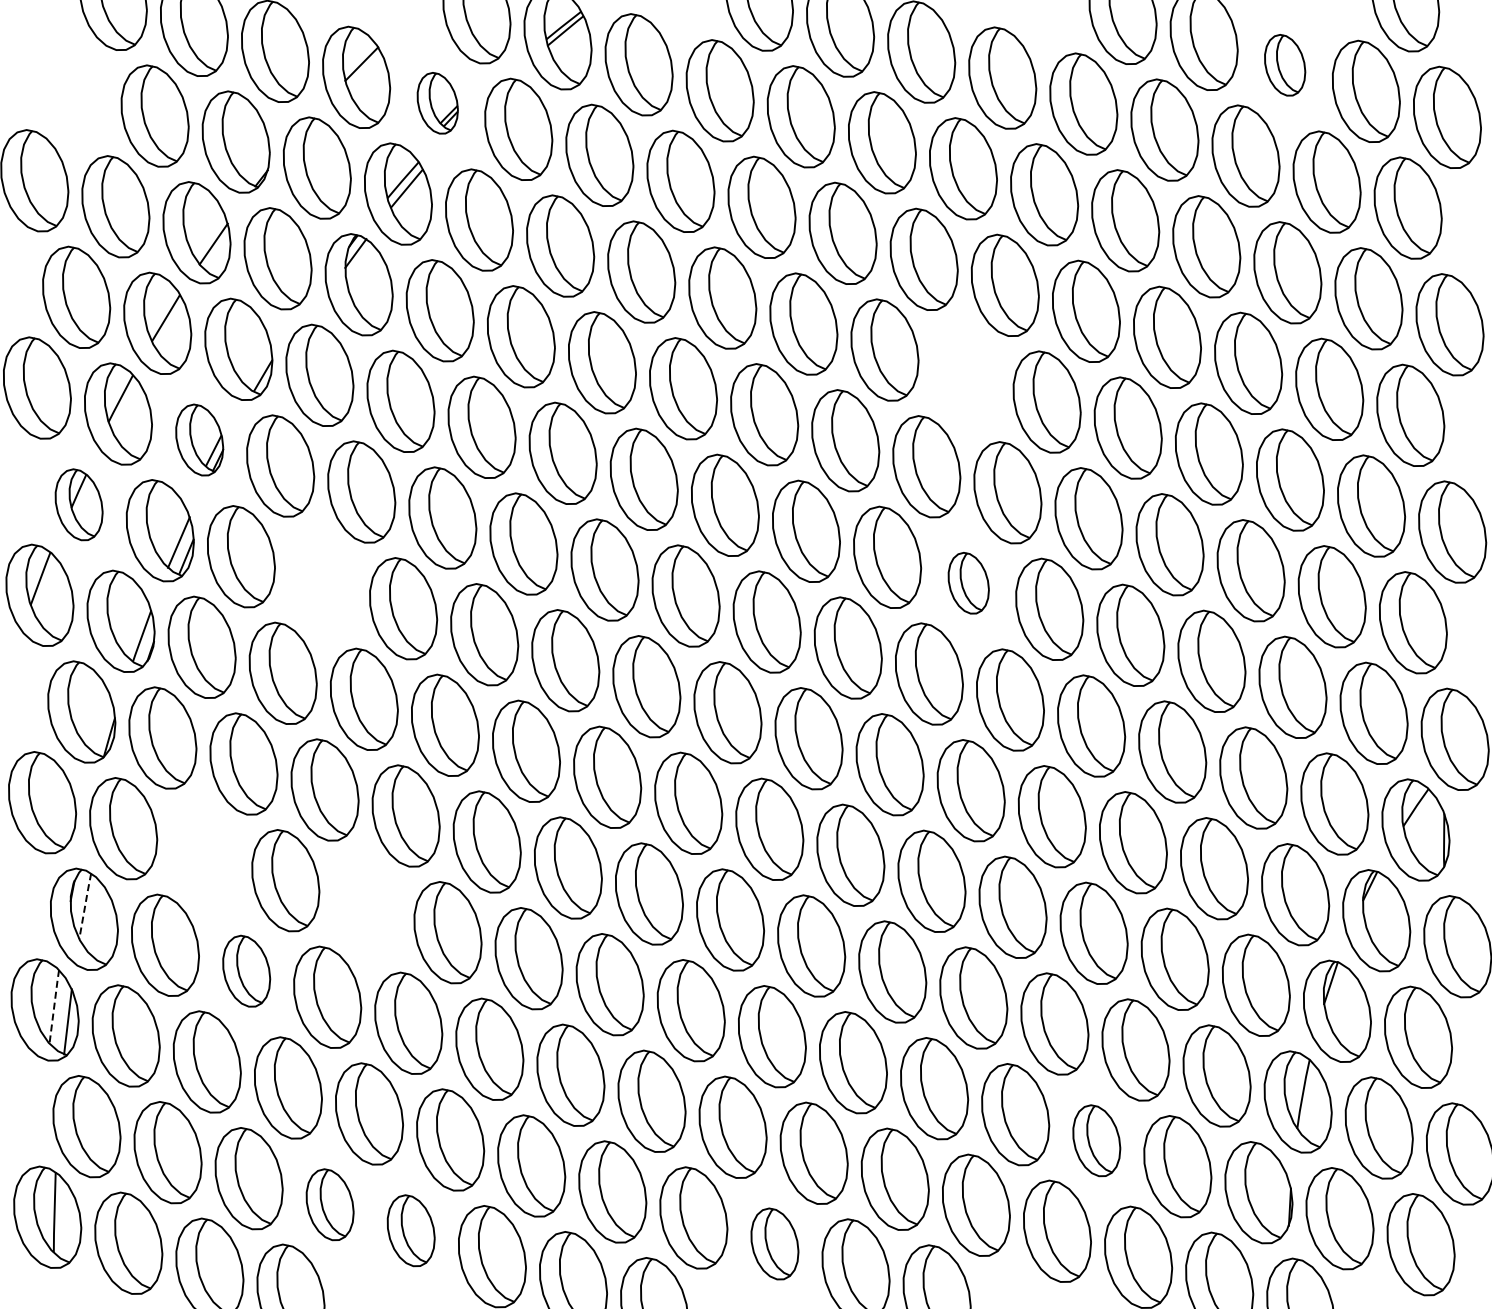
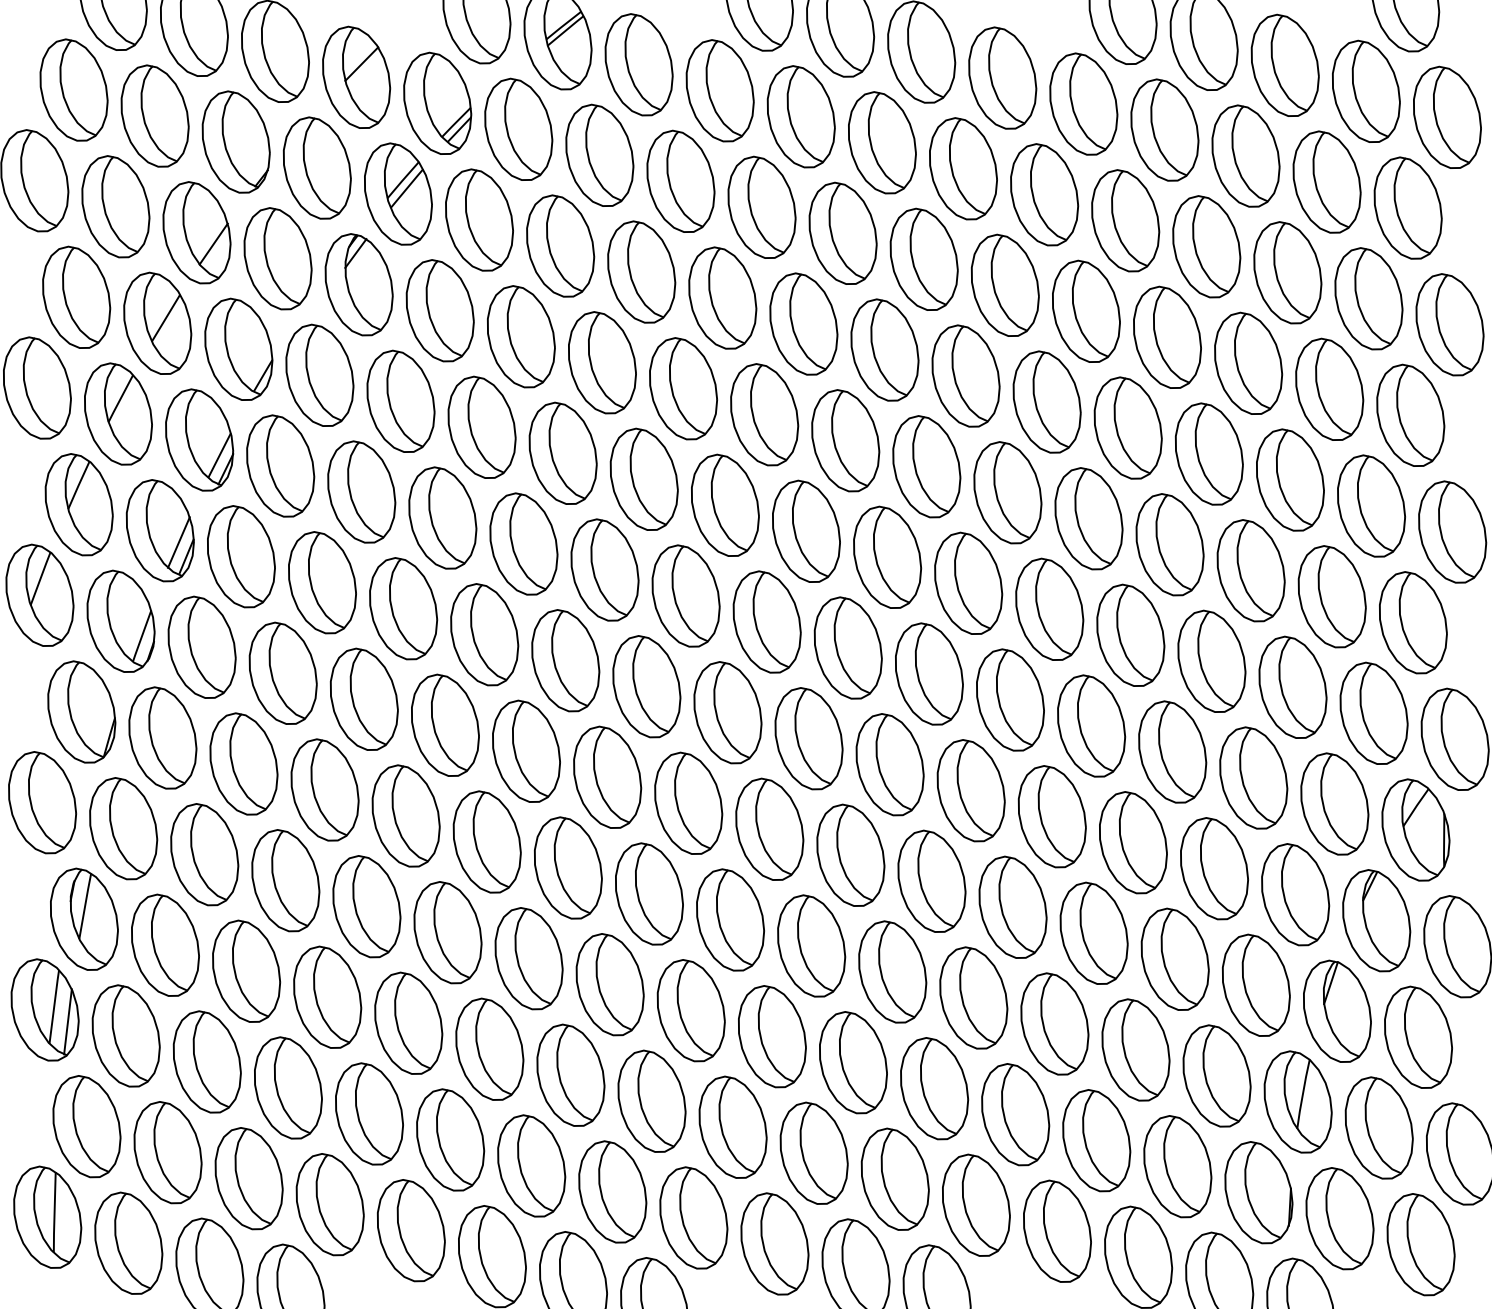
part size: 43x63 px -> 70x104 px (1284, 64)
part: none -> present (73, 89)
part size: 43x63 px -> 70x104 px (437, 102)
part: none -> present (965, 375)
part size: 50x74 px -> 70x104 px (199, 439)
part size: 50x74 px -> 70x104 px (78, 504)
part: none -> present (322, 582)
part size: 43x63 px -> 70x104 px (968, 582)
part: none -> present (204, 854)
line: dashed -> solid (85, 905)
part: none -> present (366, 906)
part size: 50x74 px -> 70x104 px (246, 970)
line: dashed -> solid (54, 1006)
part size: 50x74 px -> 70x104 px (1096, 1140)
part size: 50x74 px -> 70x104 px (329, 1204)
part size: 50x74 px -> 70x104 px (410, 1230)
part size: 50x74 px -> 70x104 px (774, 1243)
